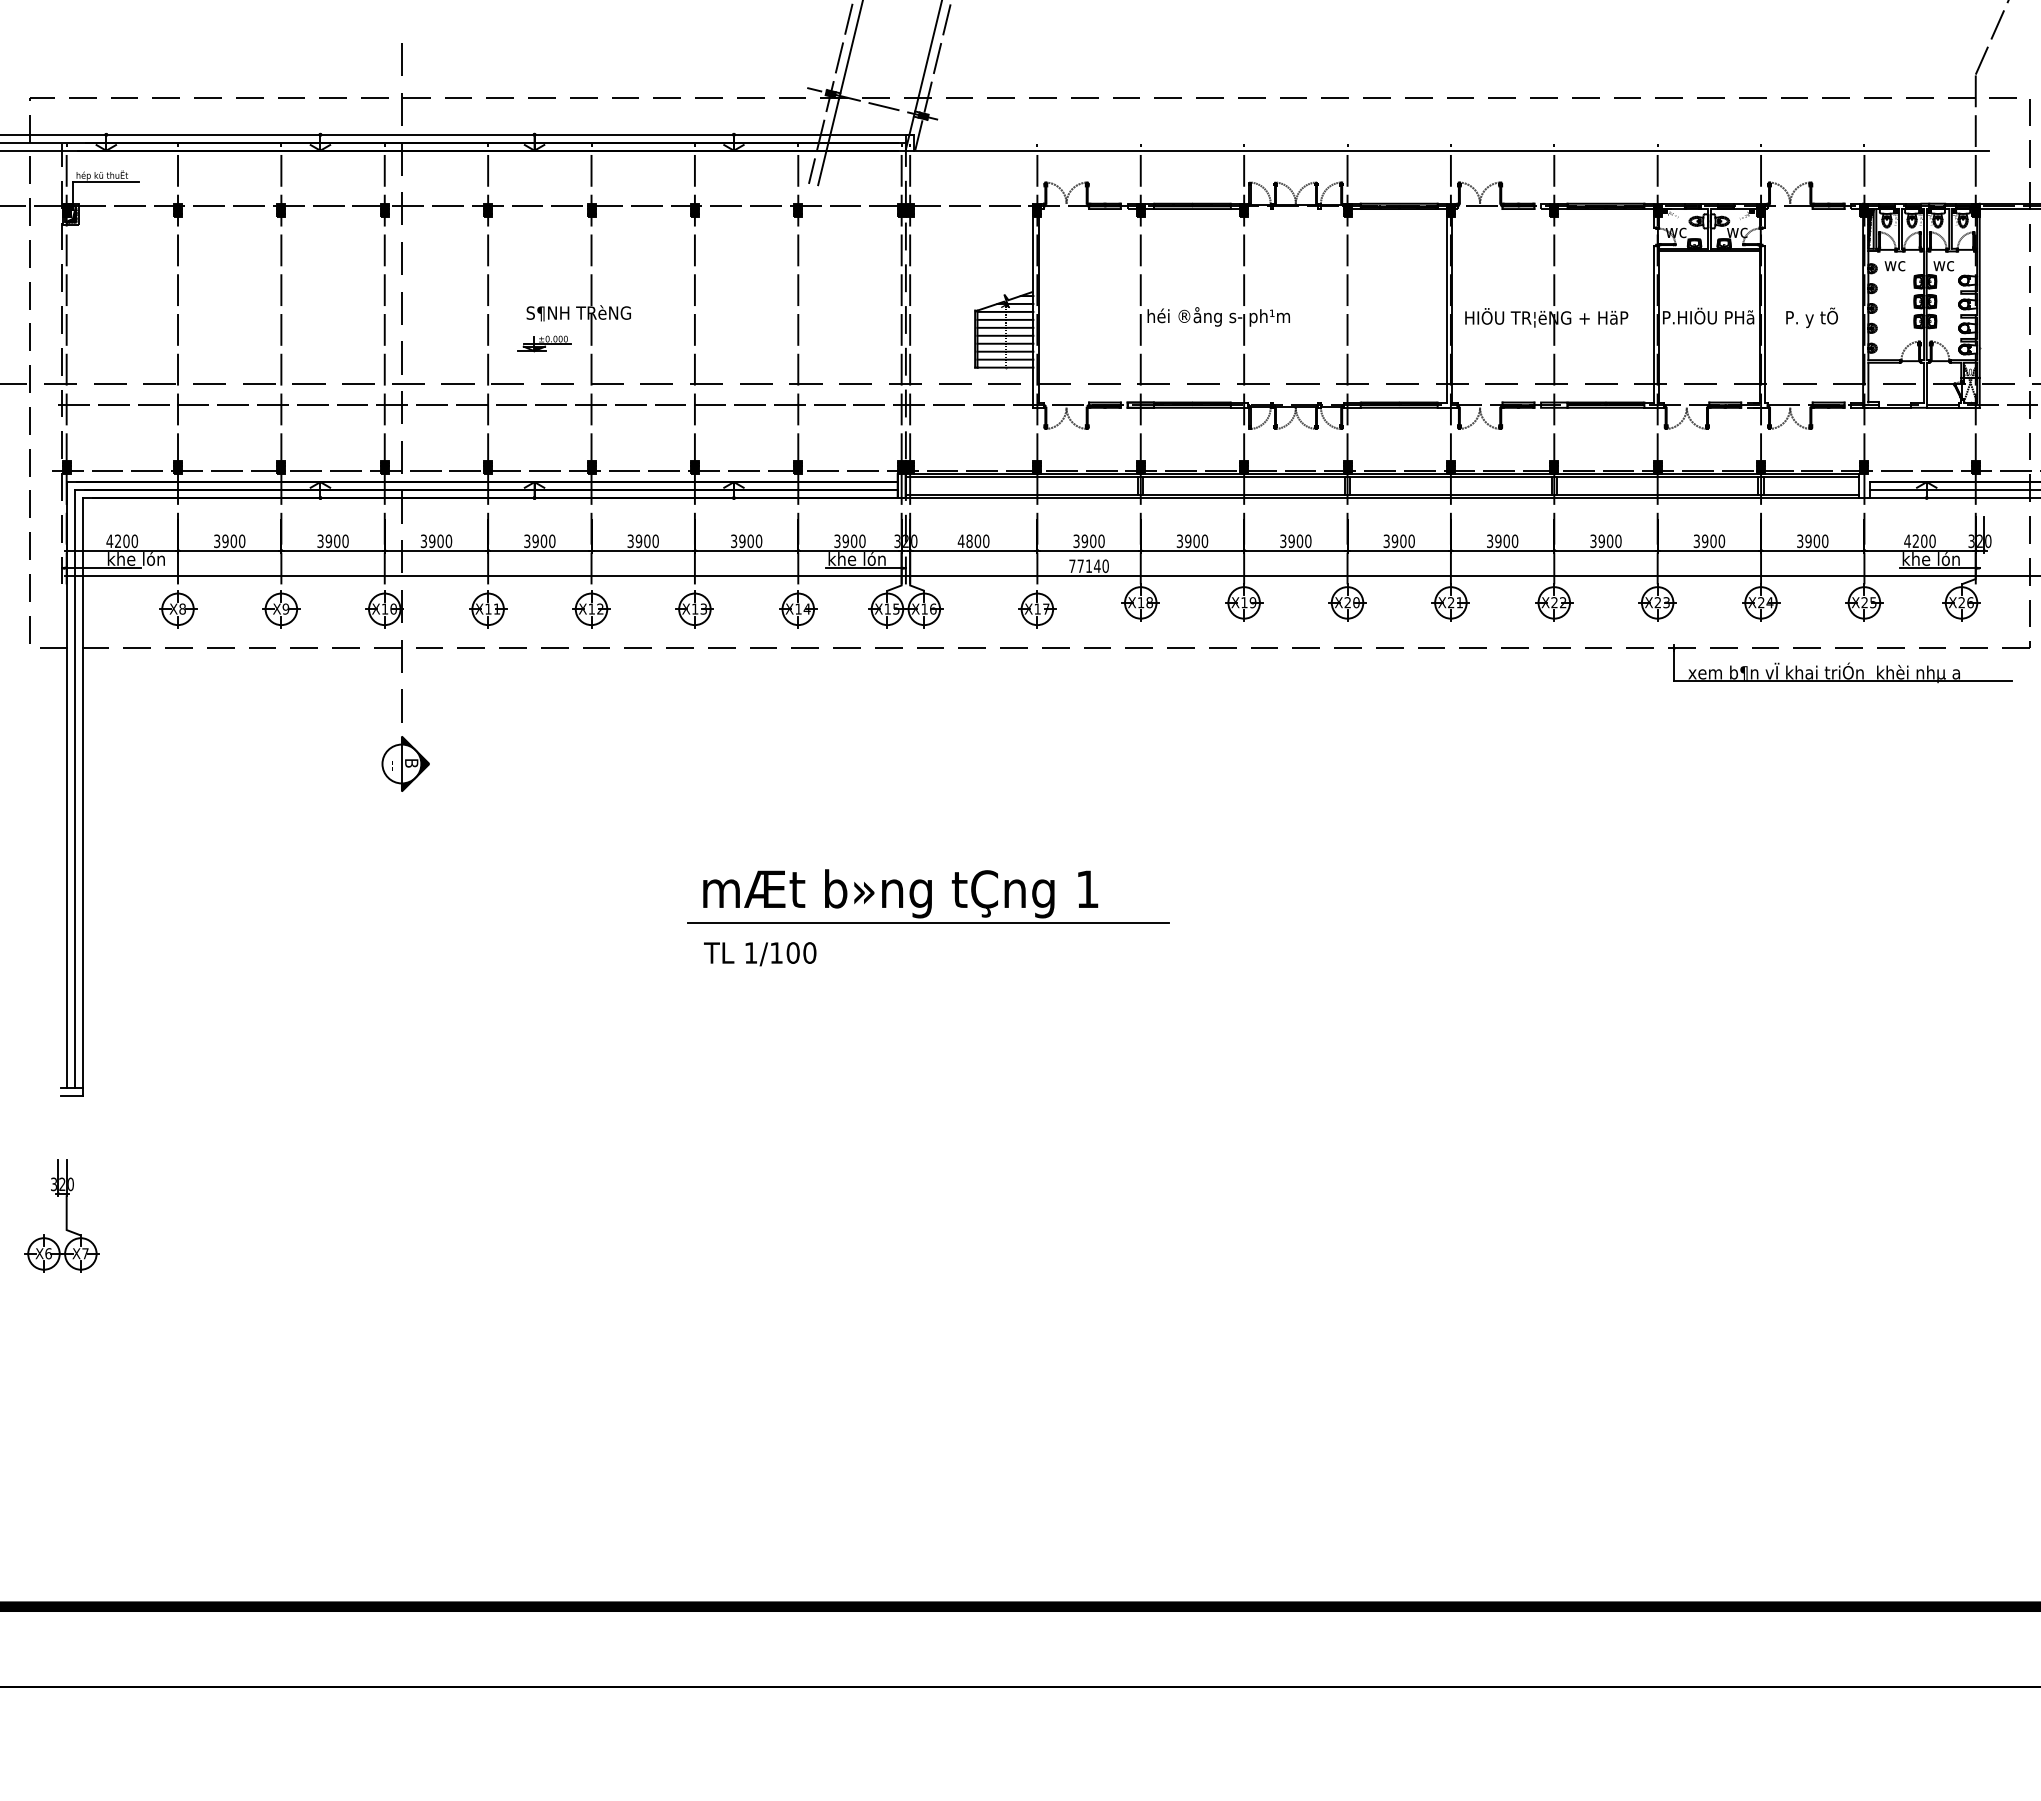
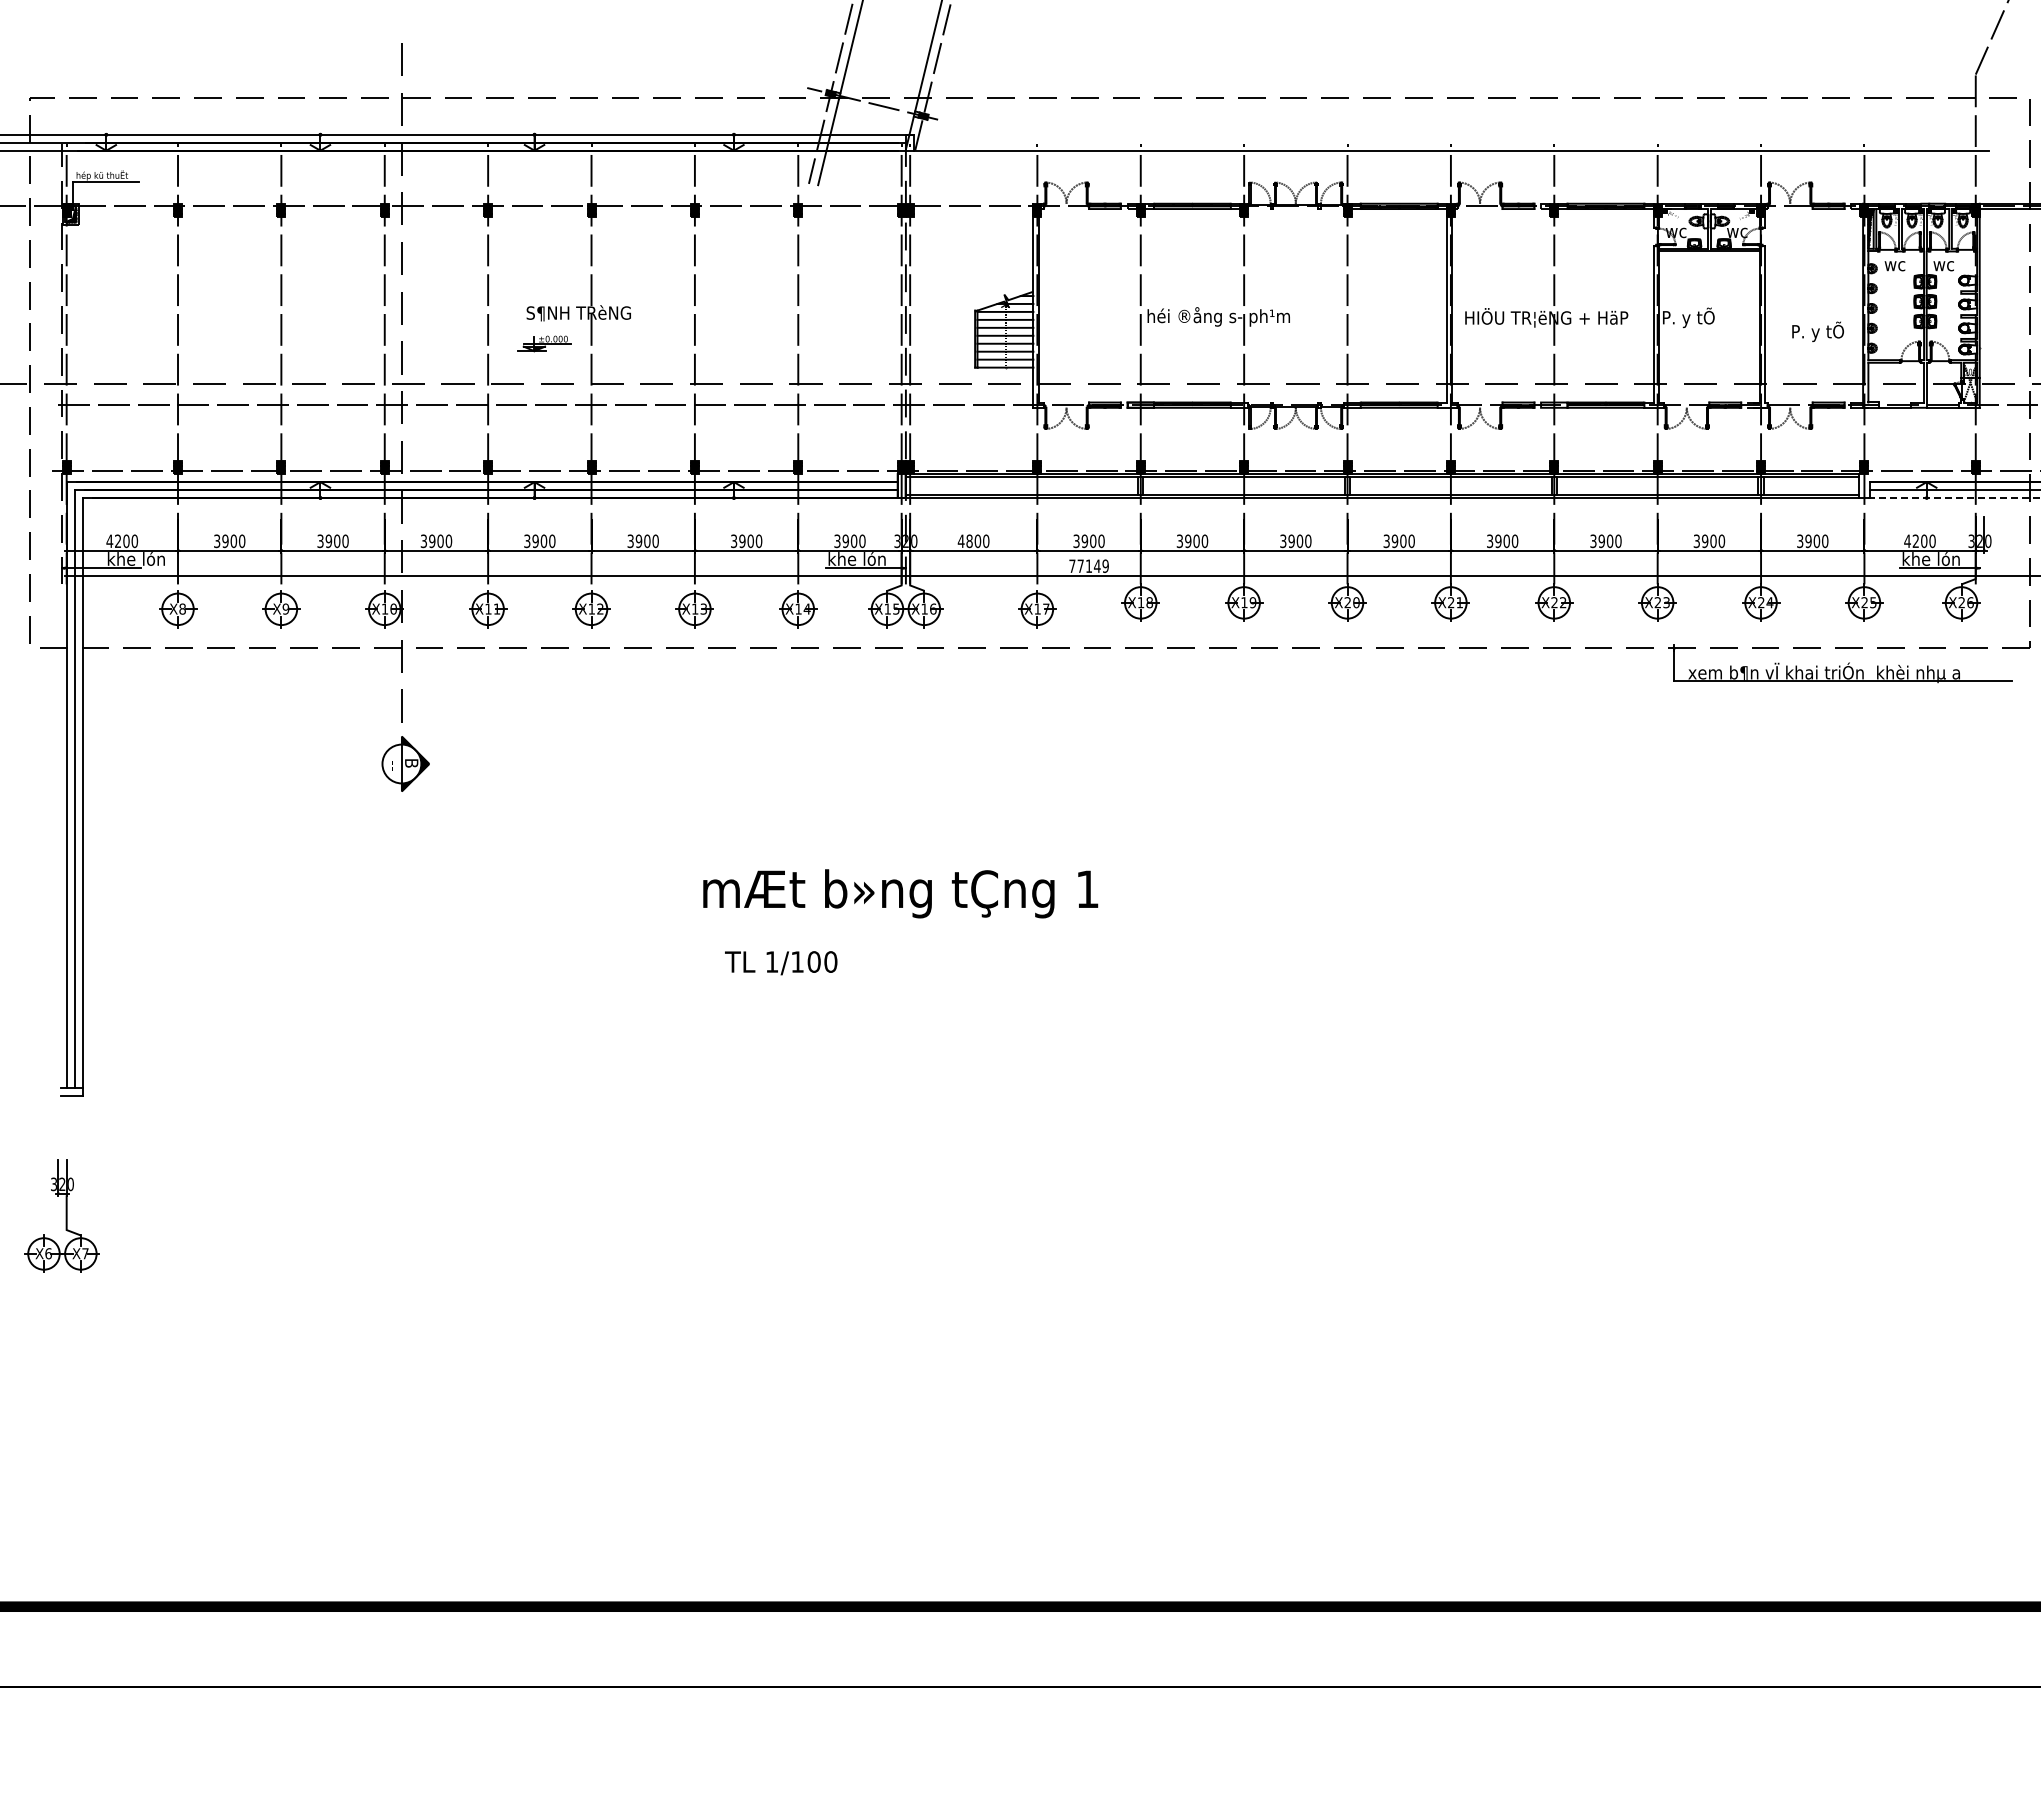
text: P.HIÖU PHã -> P. y tÕ (1716, 317)
text position: (1811, 317) -> (1817, 331) (1817, 331)
line: solid -> dashed (1954, 497)
text: 77140 -> 77149 (1105, 565)
line: present -> none (928, 923)
text position: (760, 954) -> (781, 963) (781, 963)
